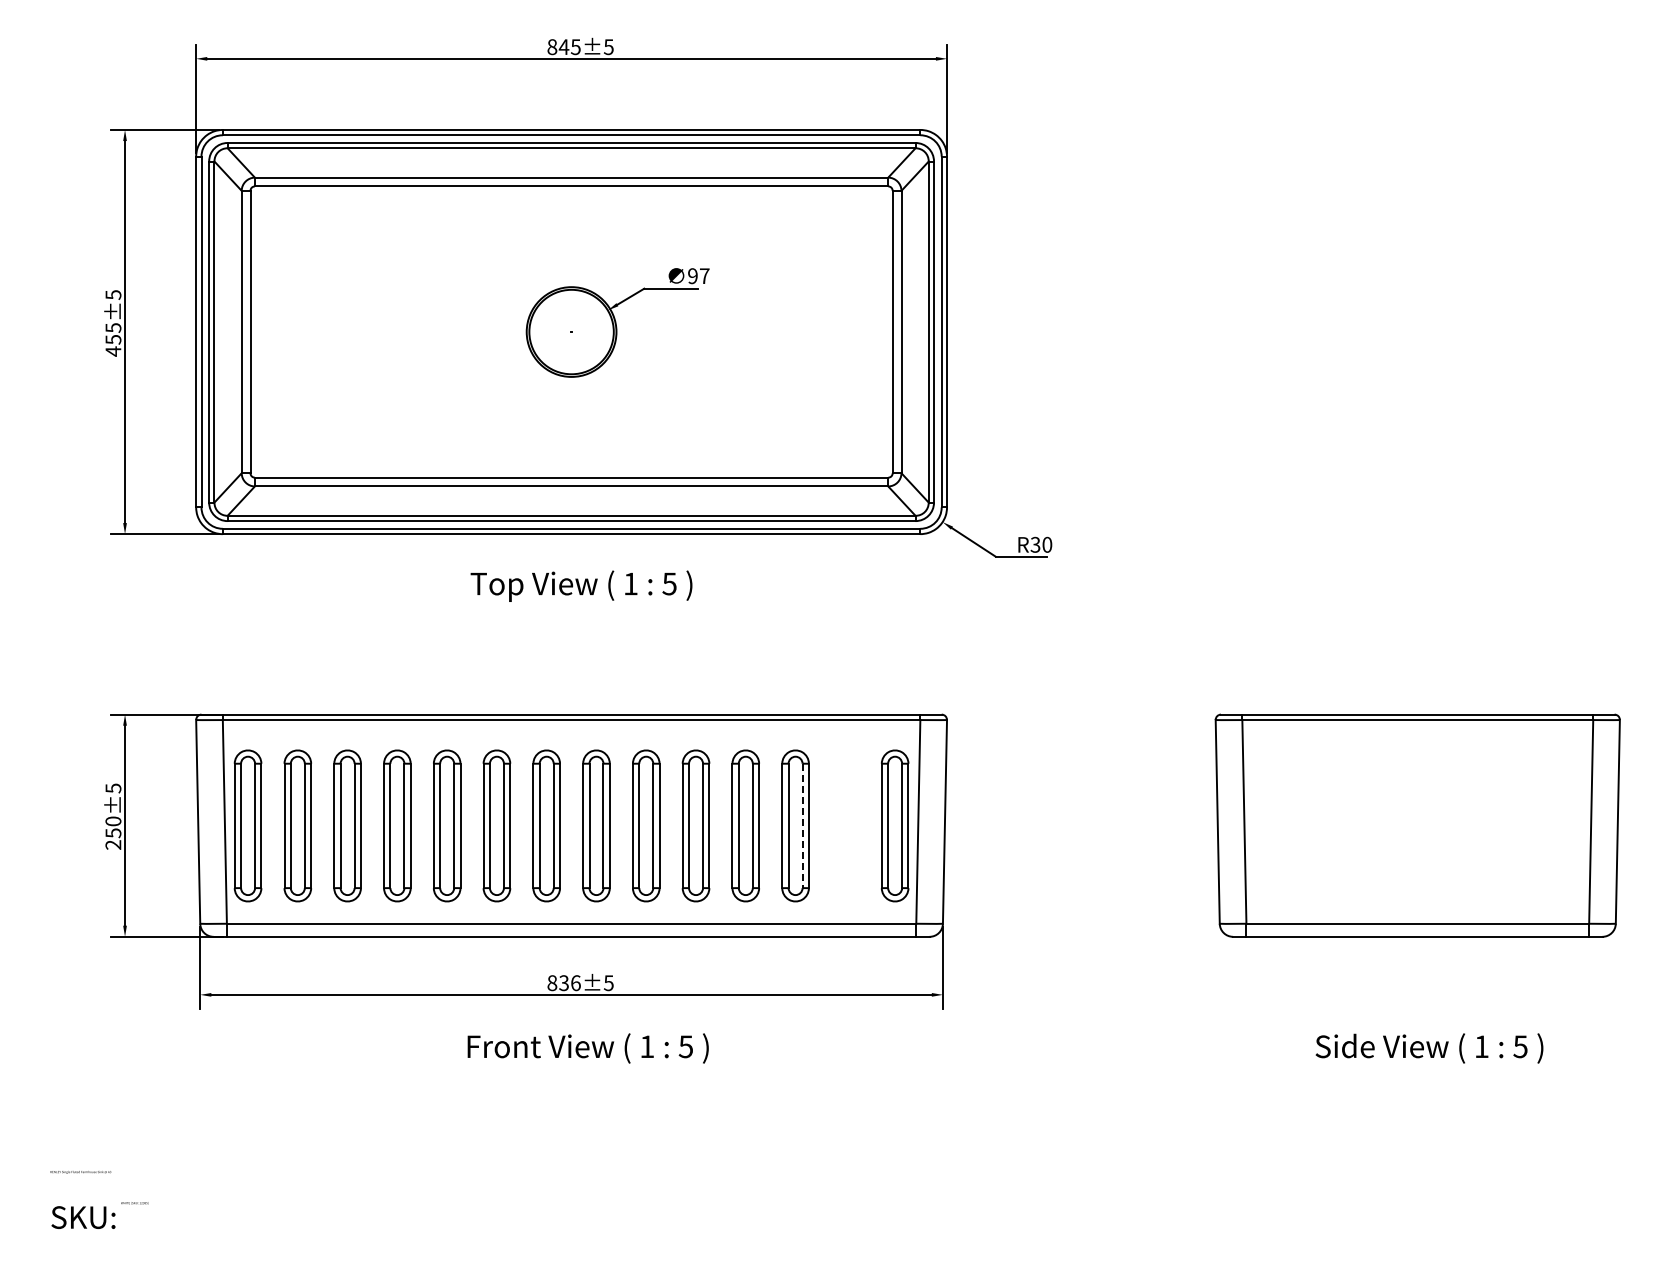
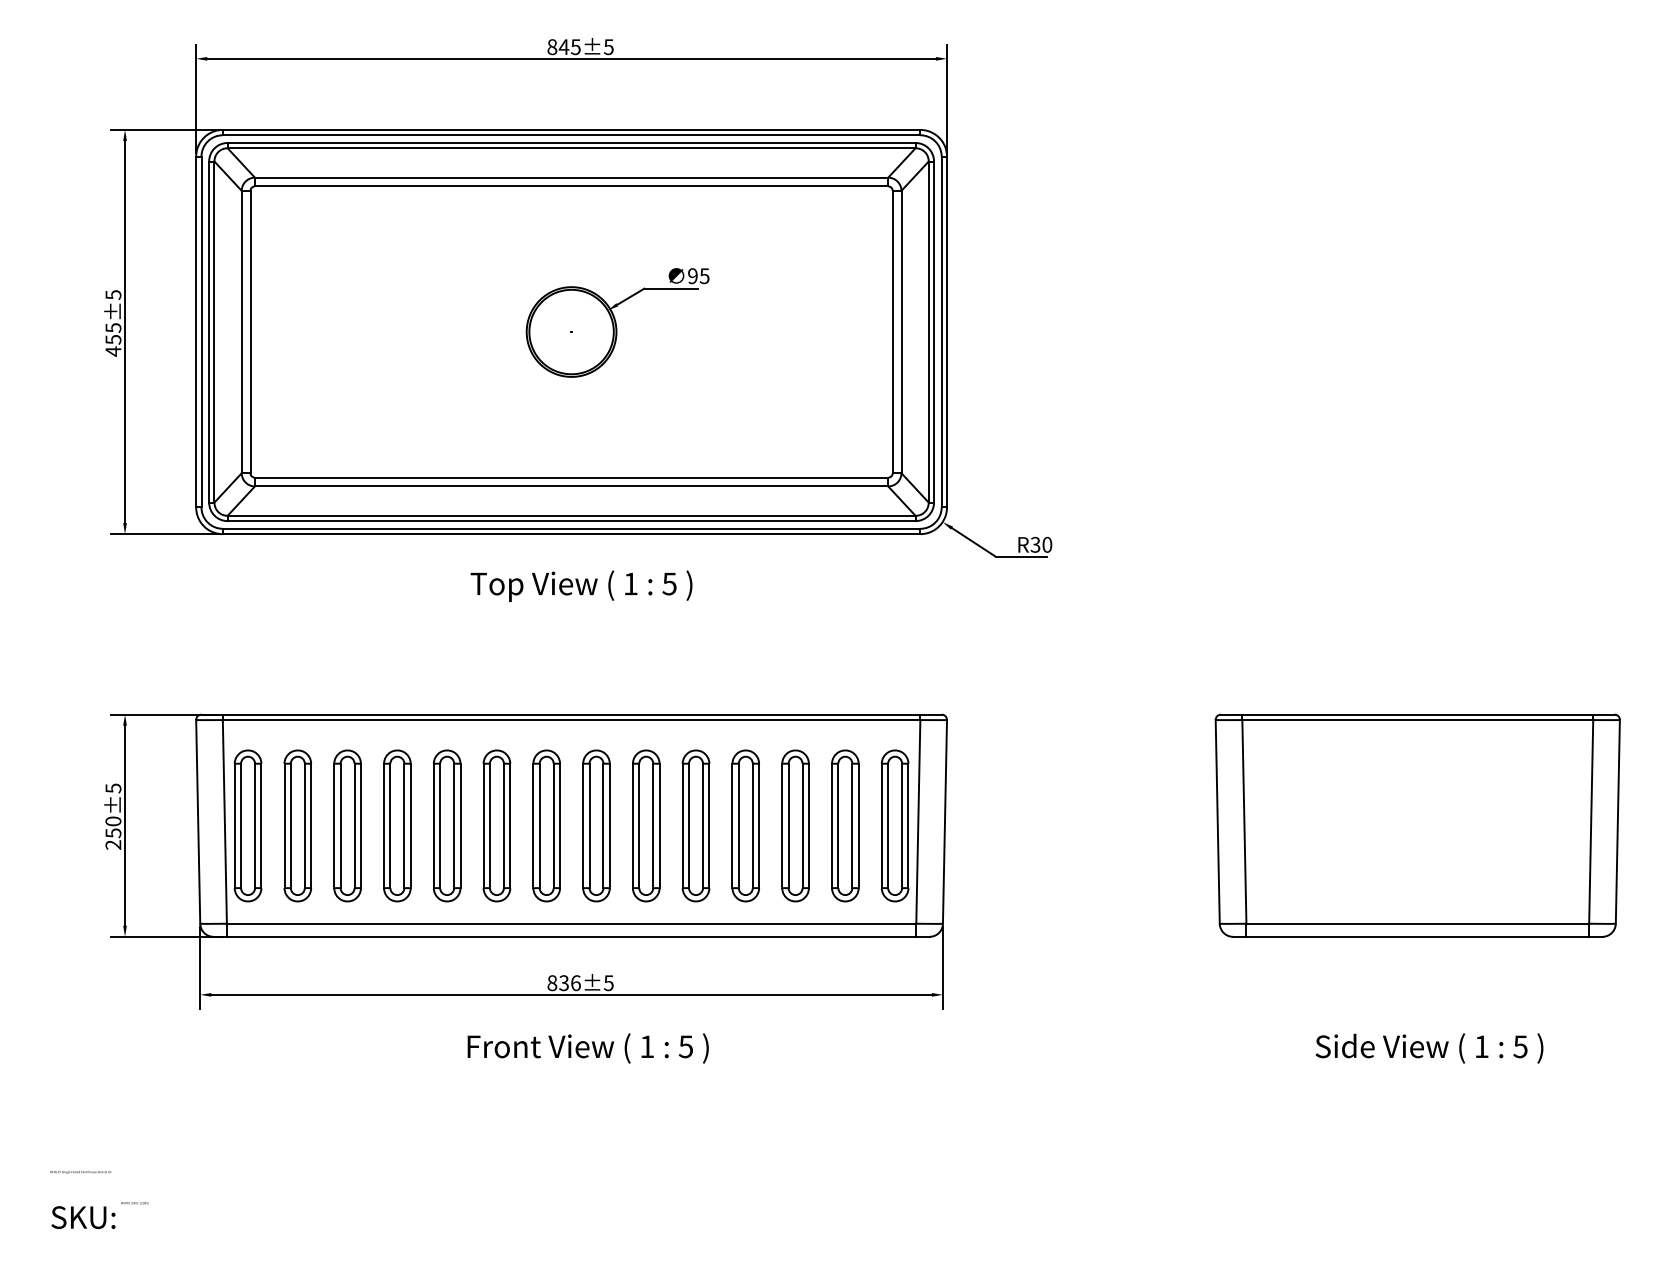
text: 97 -> 95 (704, 276)
part: none -> present (845, 825)
line: dashed -> solid (802, 826)
